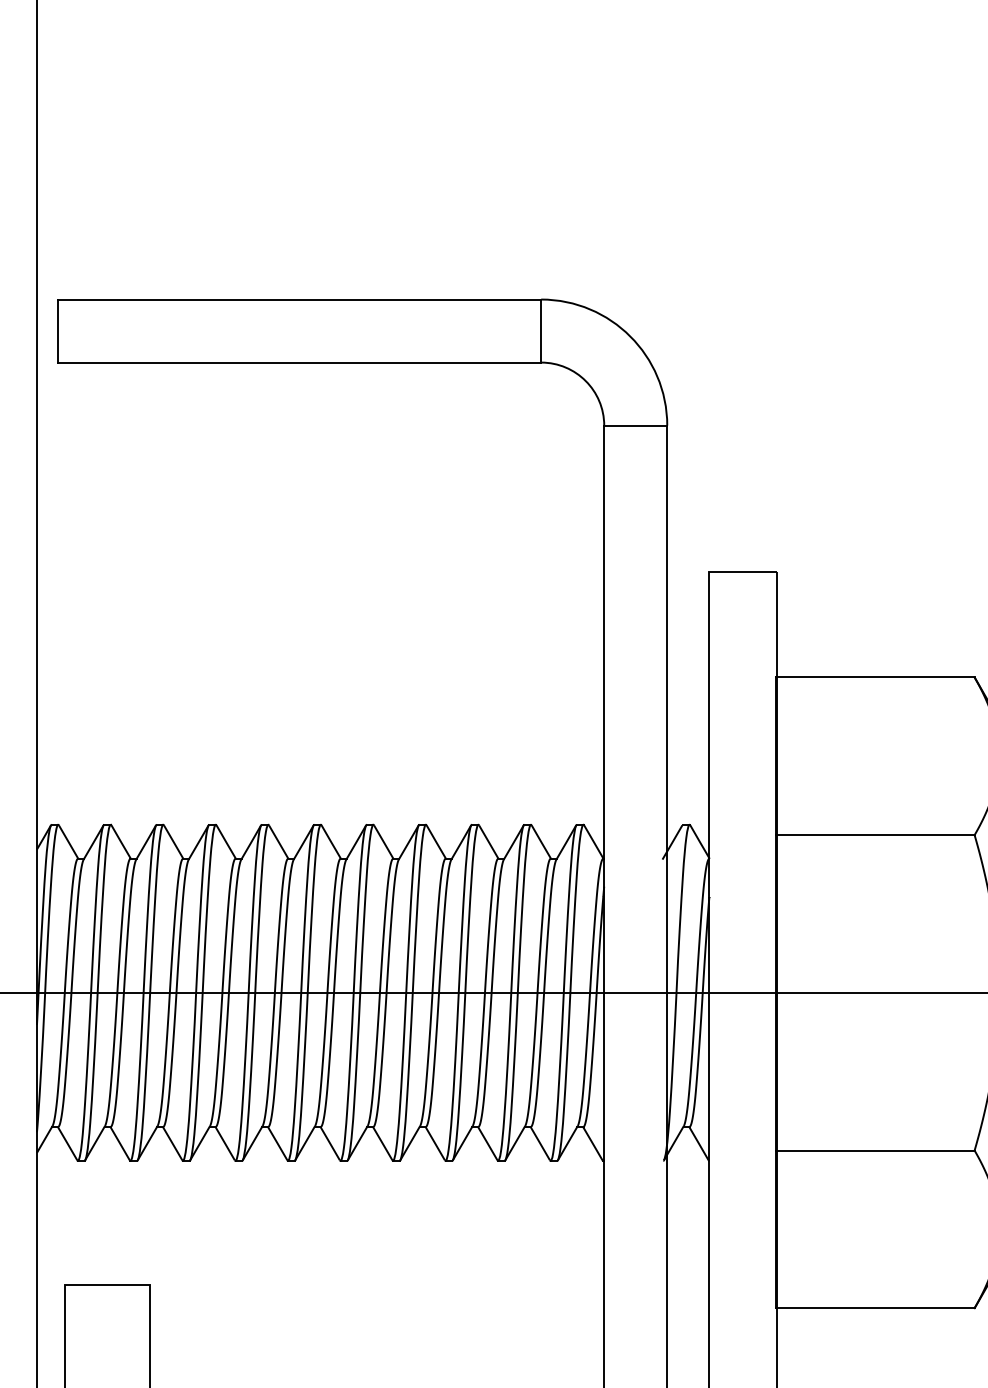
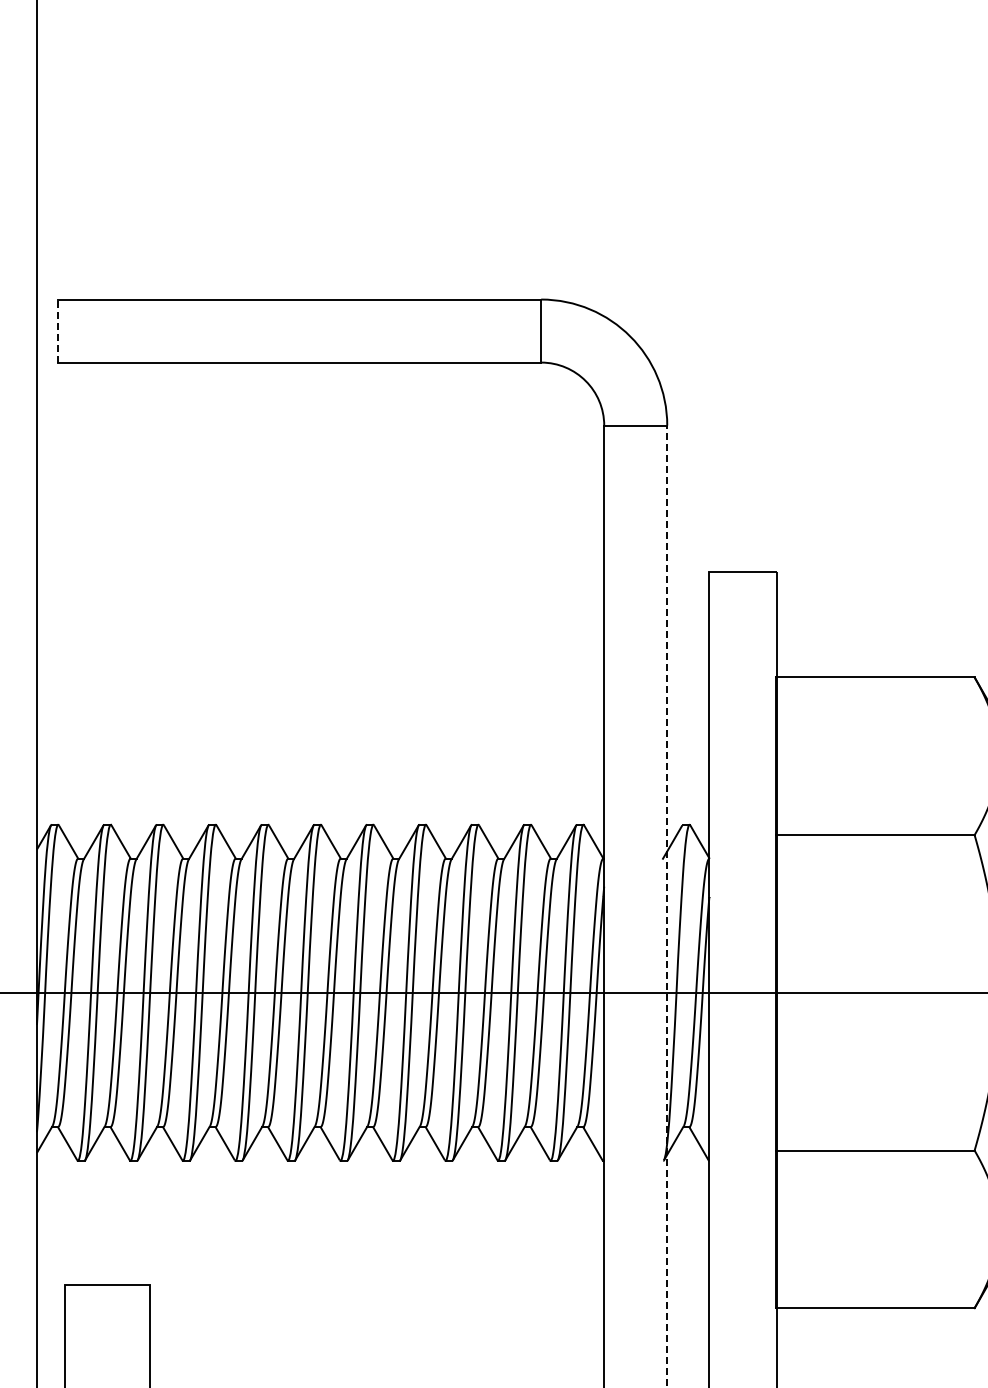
line: solid -> dashed (58, 331)
line: solid -> dashed (667, 906)
